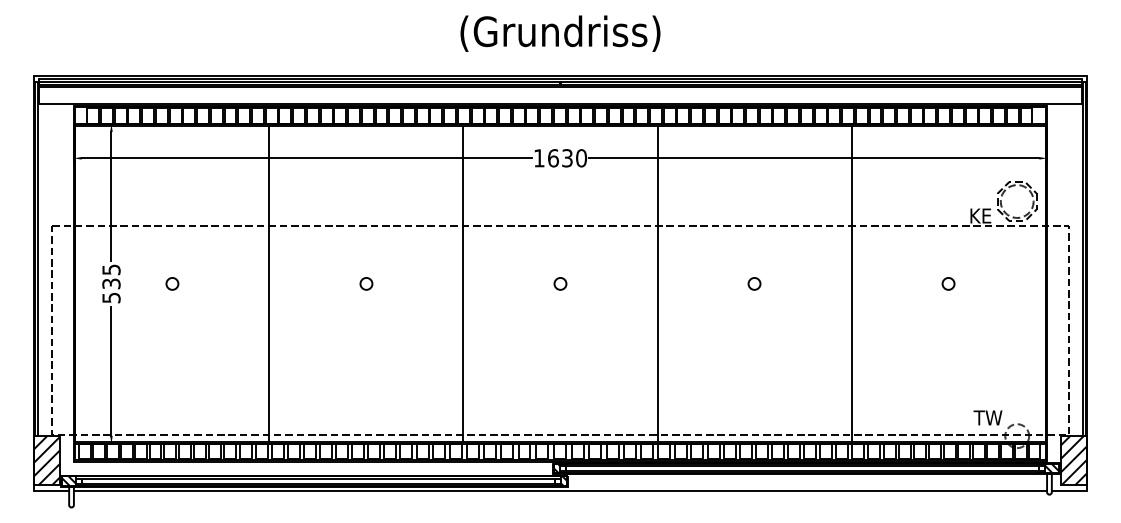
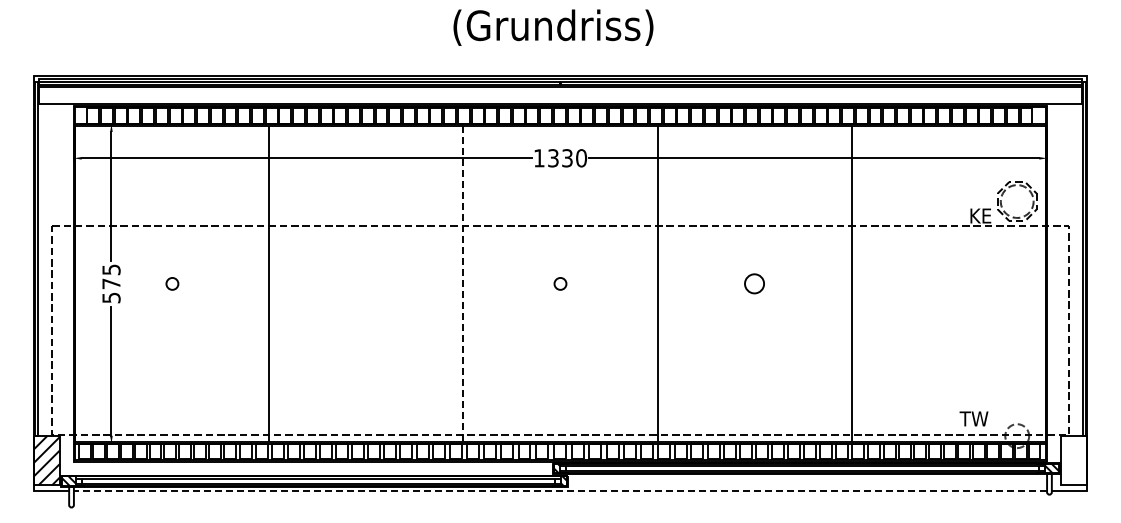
text position: (560, 33) -> (553, 27) (553, 27)
text: 1630 -> 1330 (553, 158)
text: 535 -> 575 (111, 283)
circle: present -> none (366, 283)
circle size: 15x14 px -> 21x22 px (754, 283)
circle: present -> none (948, 283)
line: solid -> dashed (463, 284)
text position: (987, 417) -> (973, 418) (973, 418)
hatch: present -> none (1074, 460)
line: solid -> dashed (560, 491)
